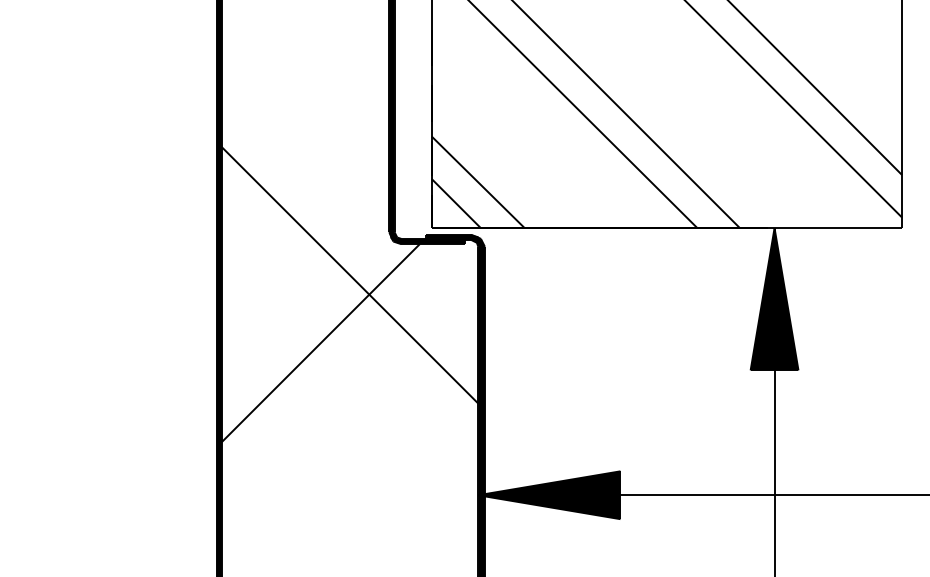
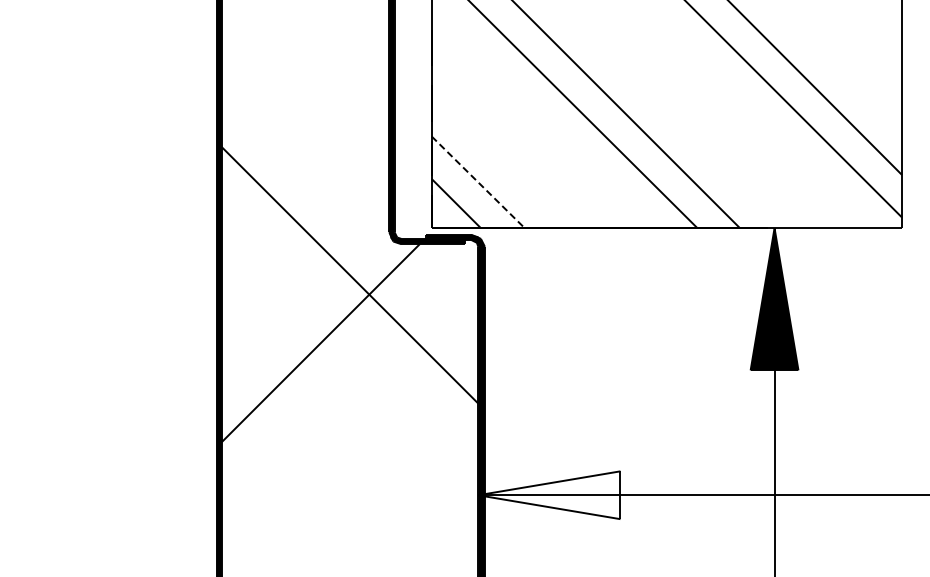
line: solid -> dashed (478, 182)
fill: present -> none (549, 495)
